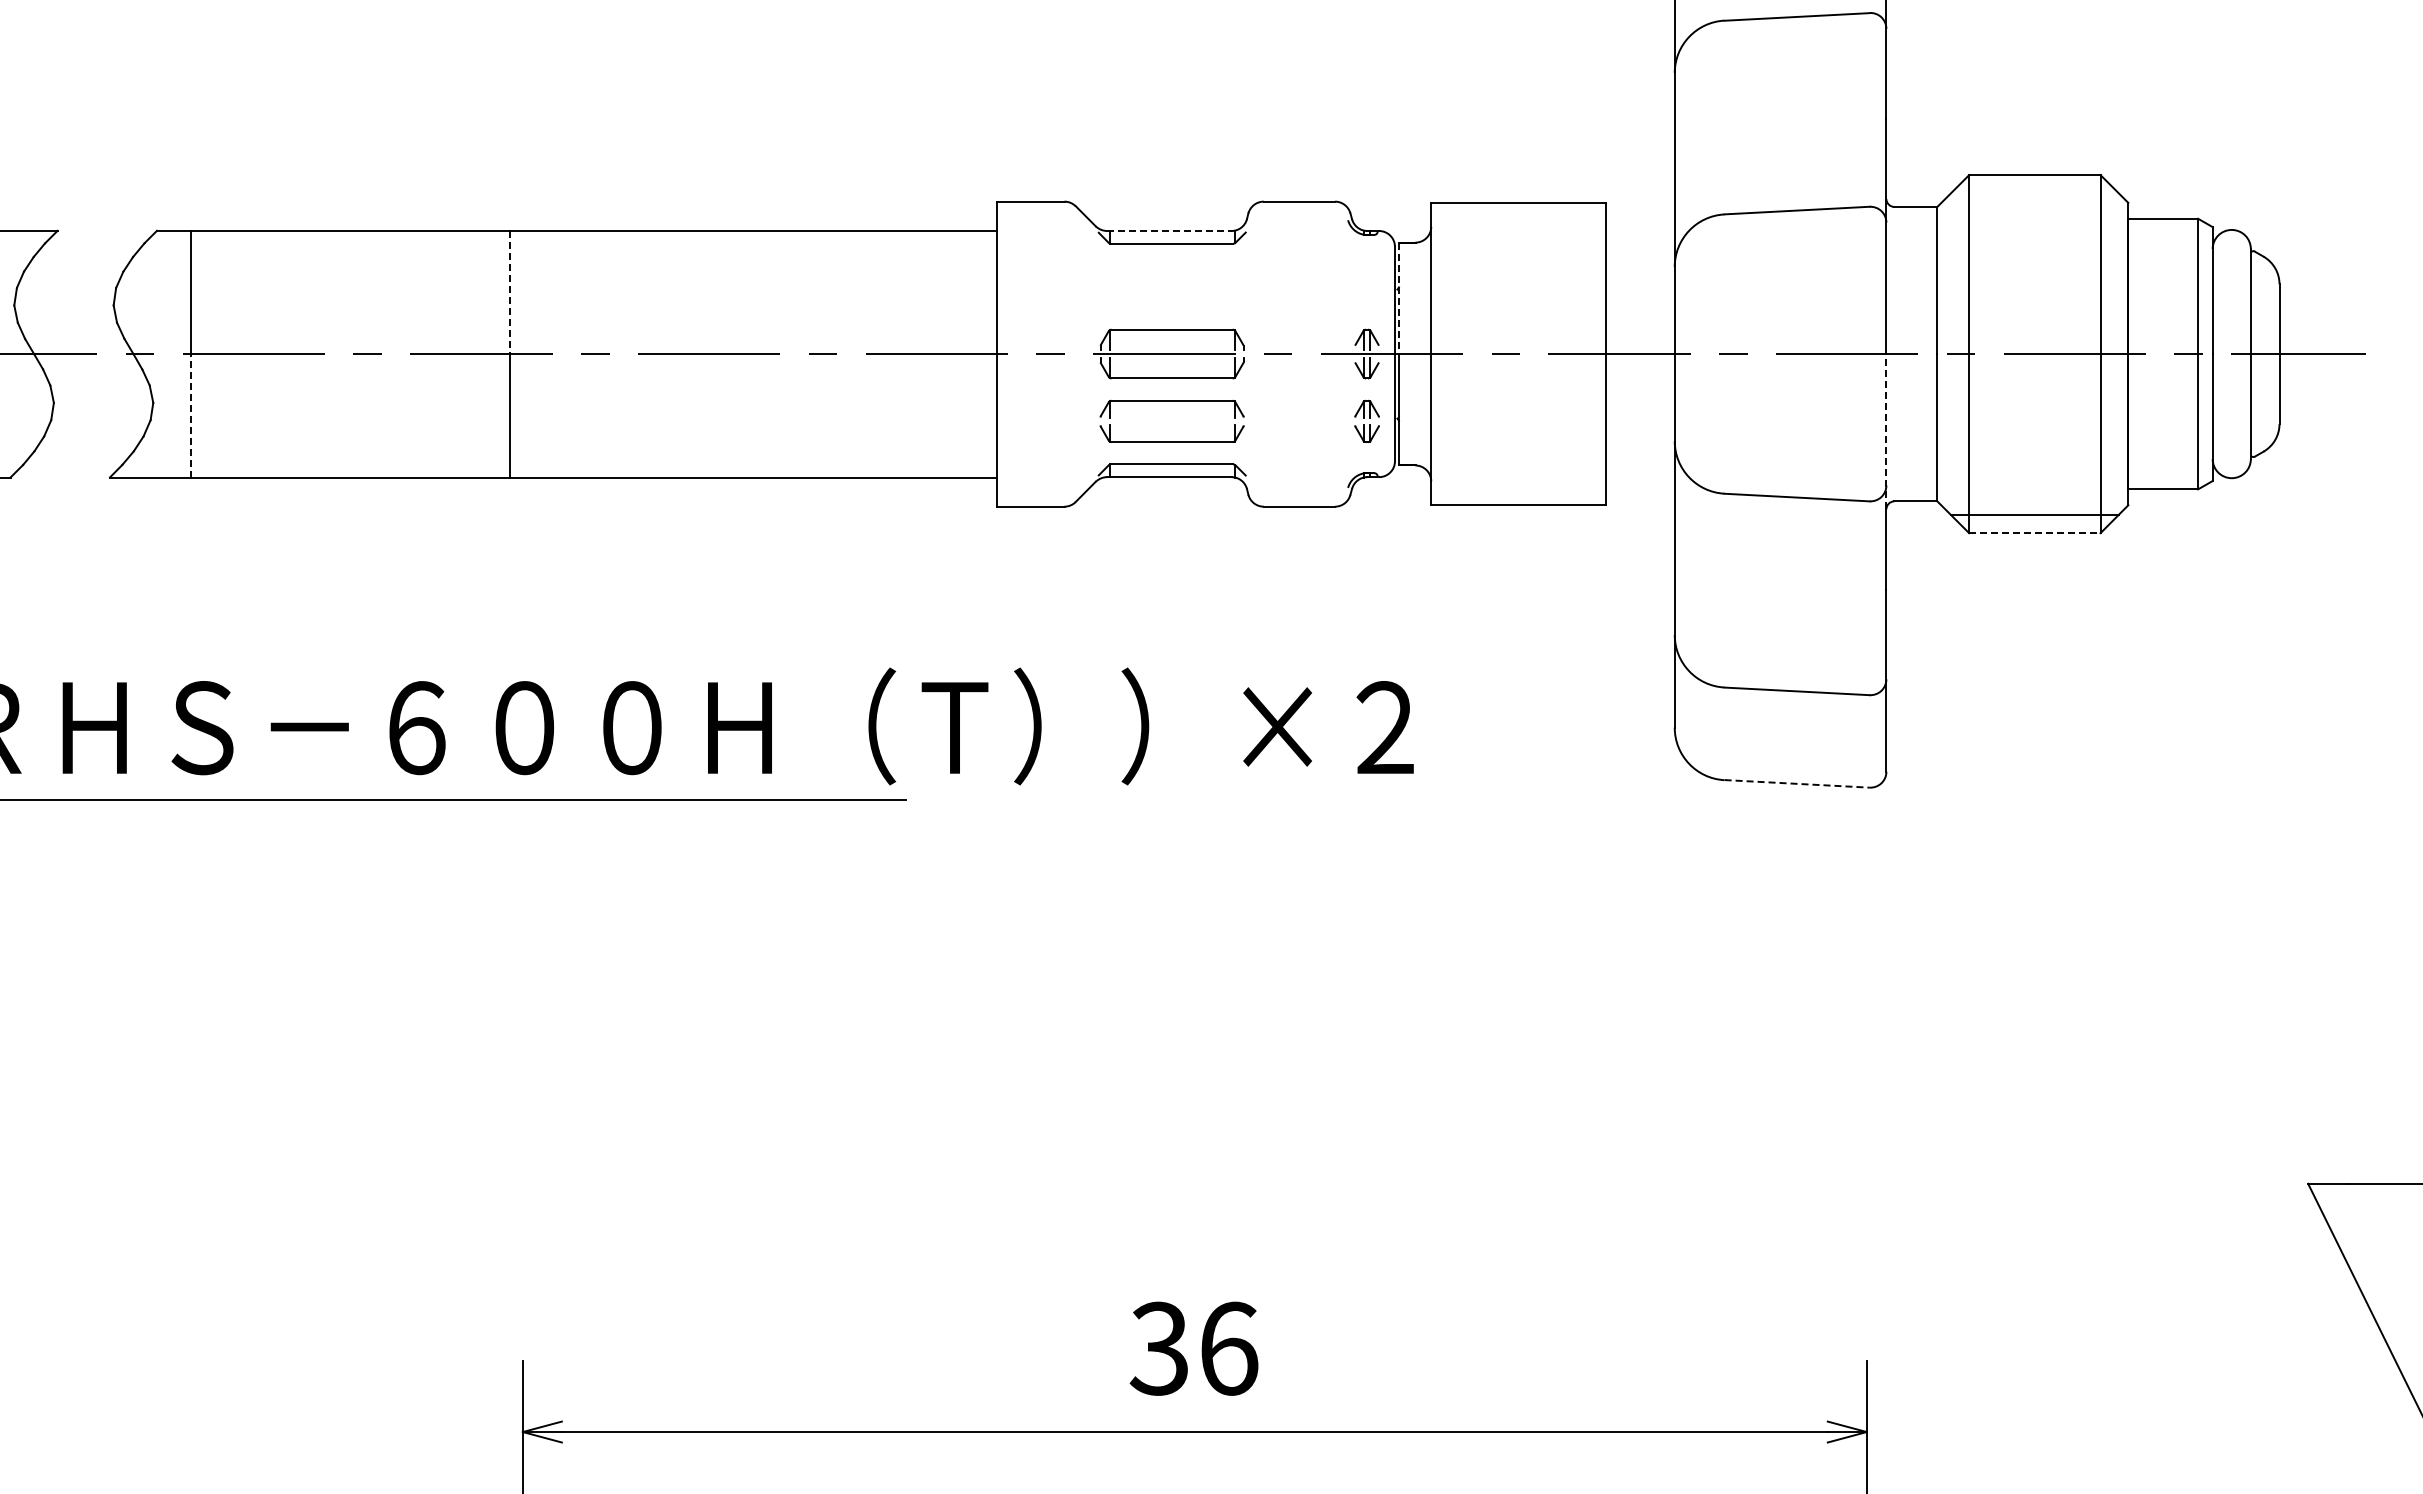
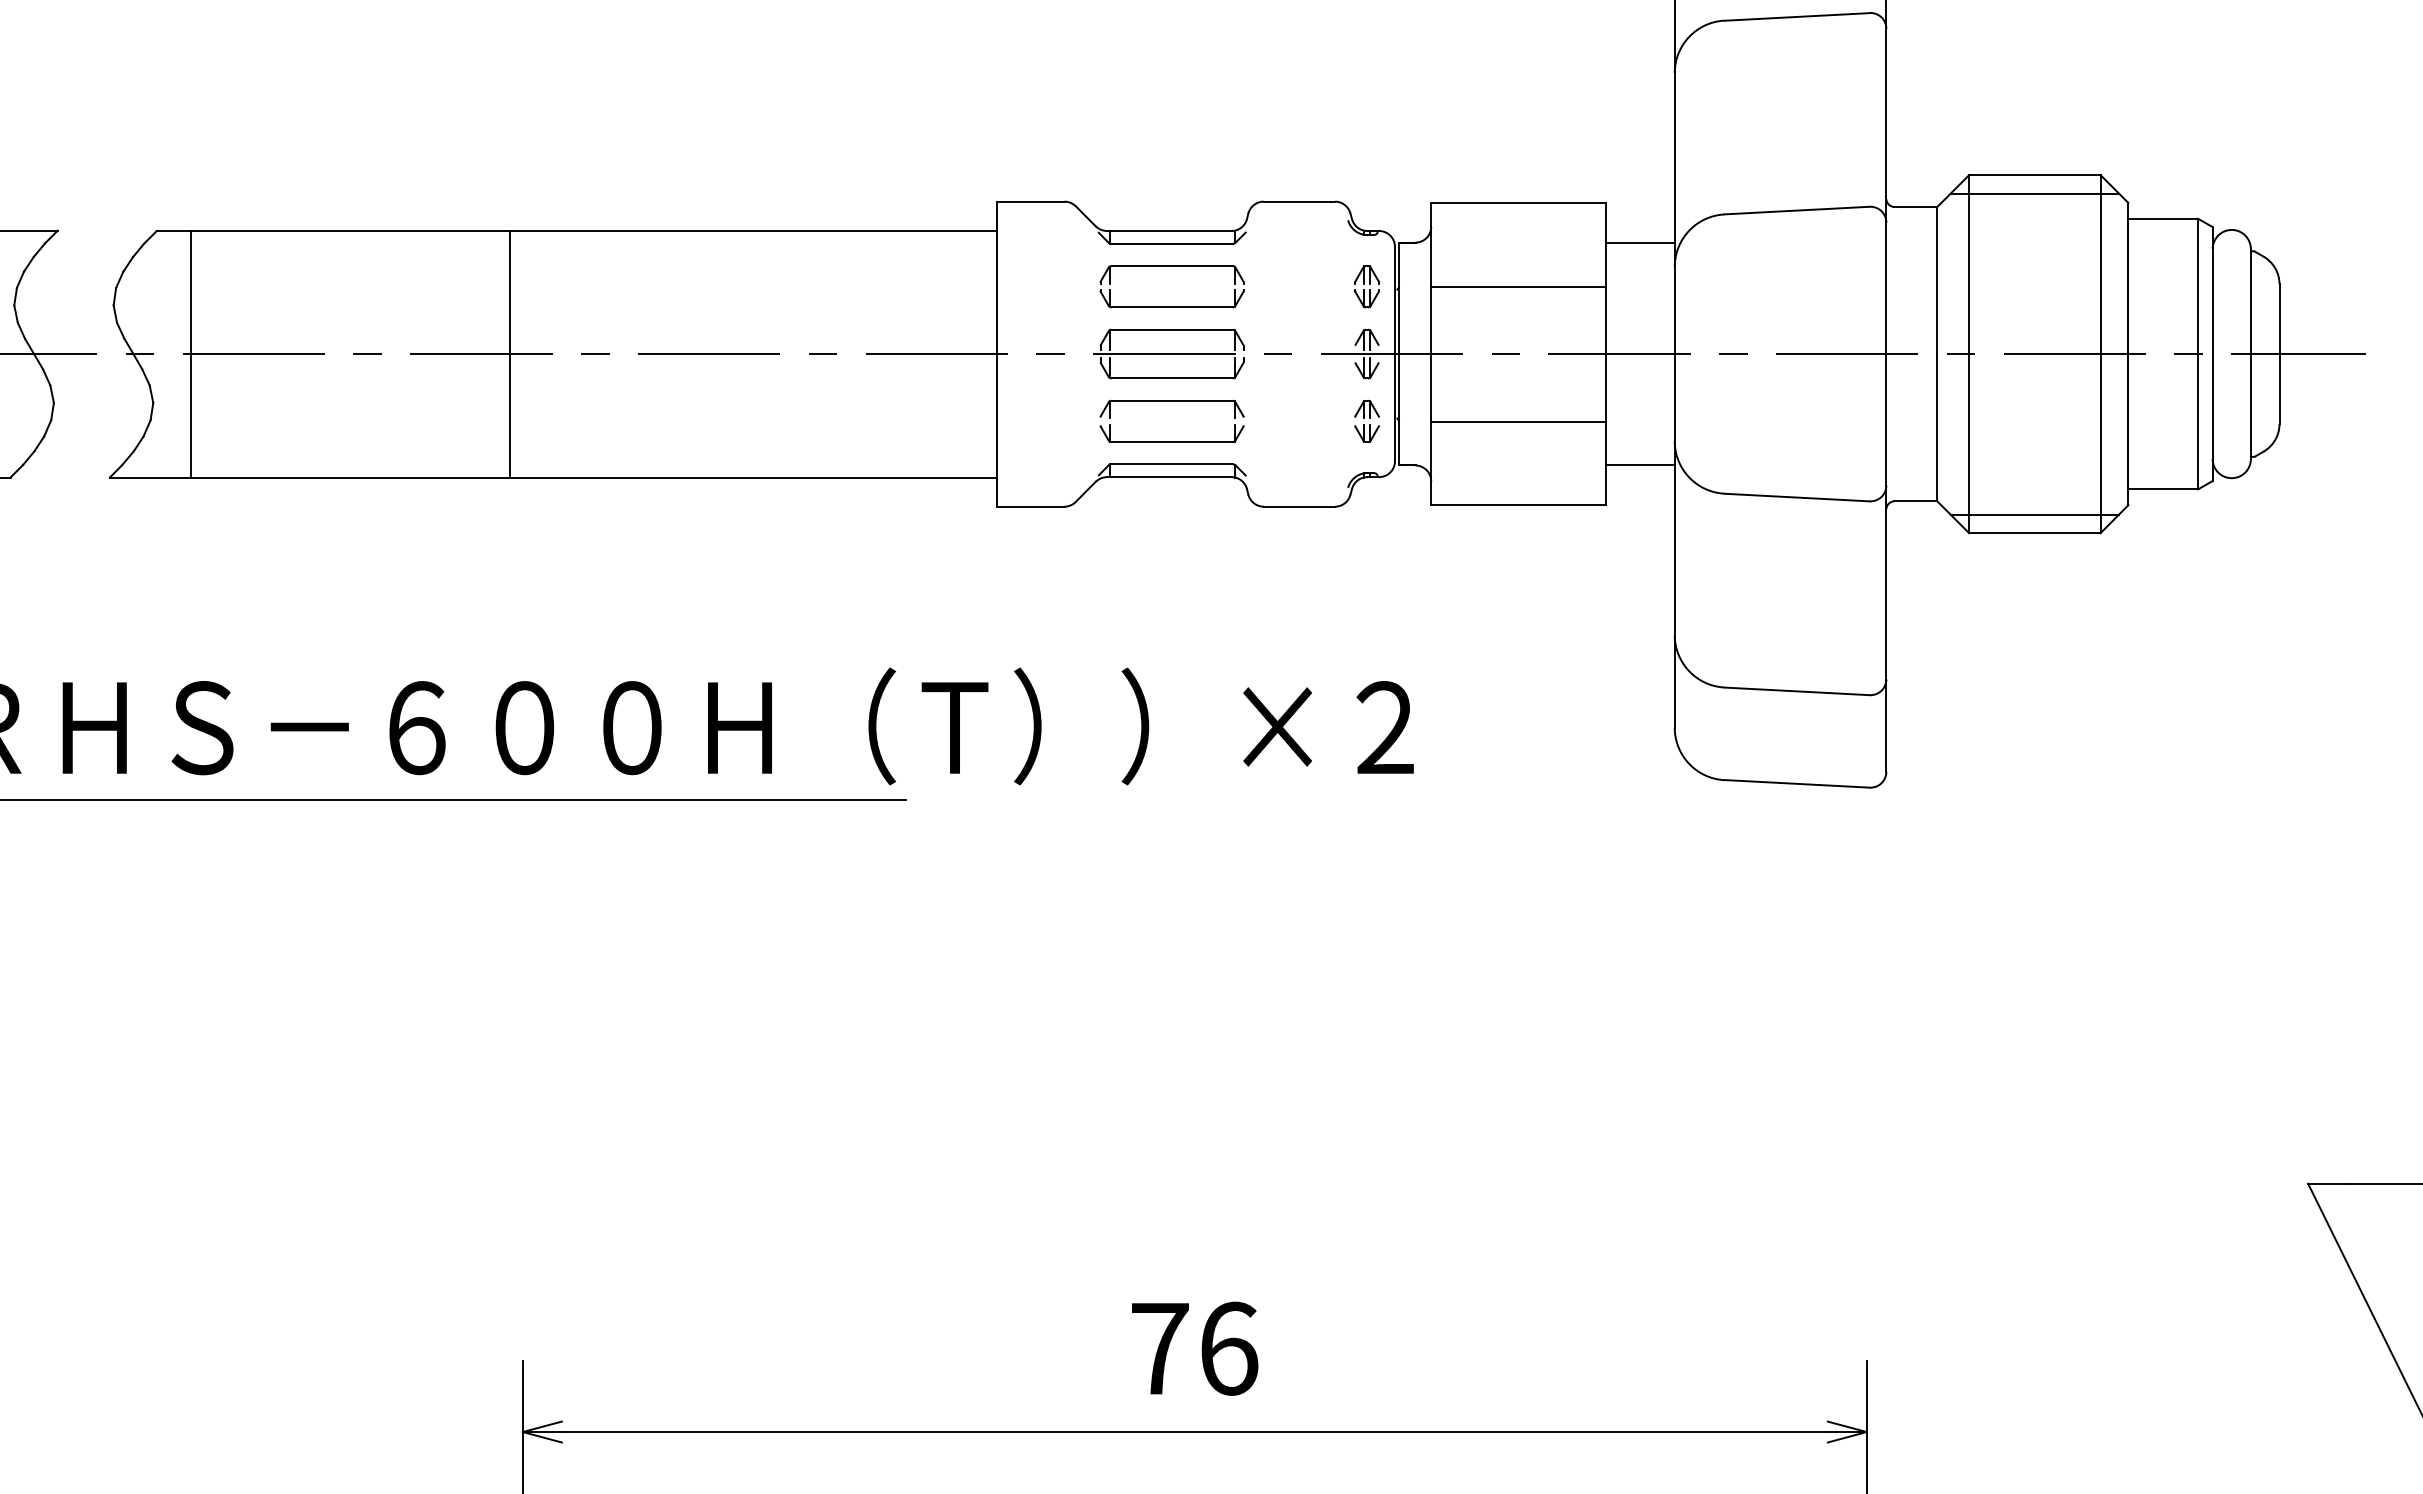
line: none -> present (2034, 193)
line: dashed -> solid (1169, 231)
line: none -> present (1640, 242)
part: none -> present (1171, 266)
part: none -> present (1366, 286)
line: none -> present (1518, 286)
line: dashed -> solid (509, 292)
line: dashed -> solid (1399, 298)
line: dashed -> solid (191, 415)
line: none -> present (1518, 421)
line: dashed -> solid (1886, 431)
line: none -> present (1640, 465)
line: dashed -> solid (2034, 533)
line: dashed -> solid (1797, 783)
text: 36 -> 76 (1158, 1348)
